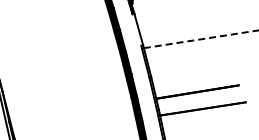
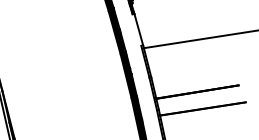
line: dashed -> solid (201, 39)
